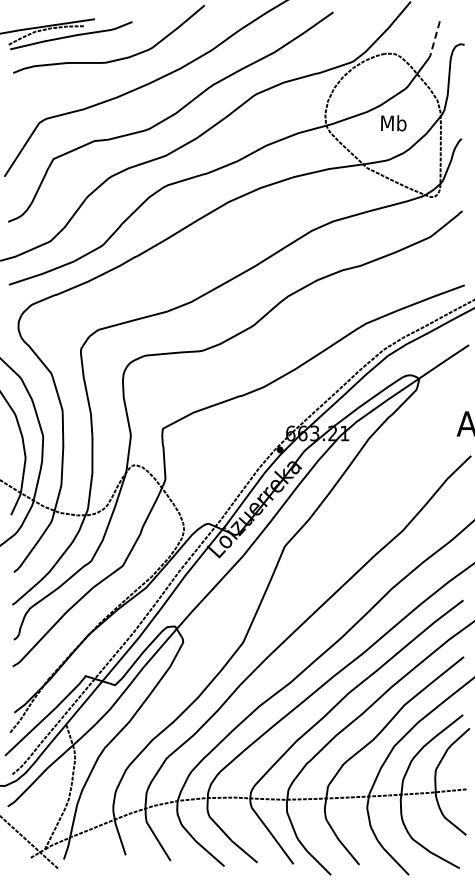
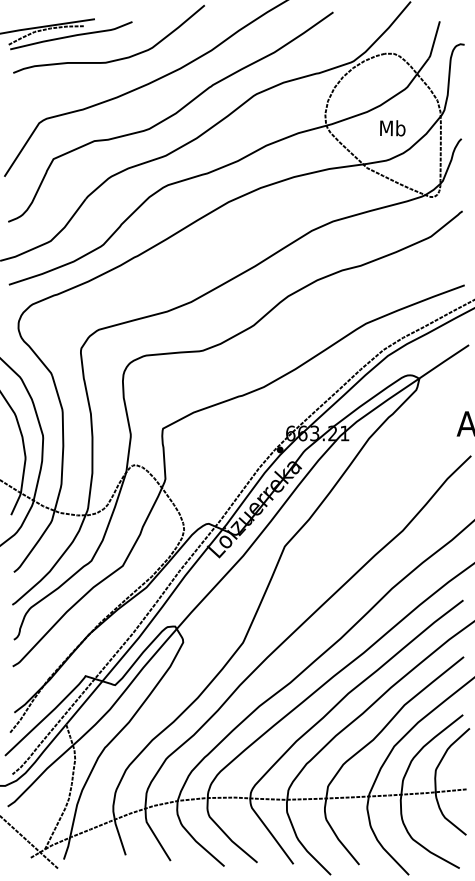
line: dashed -> solid (434, 40)
text position: (393, 123) -> (392, 128) (392, 128)
